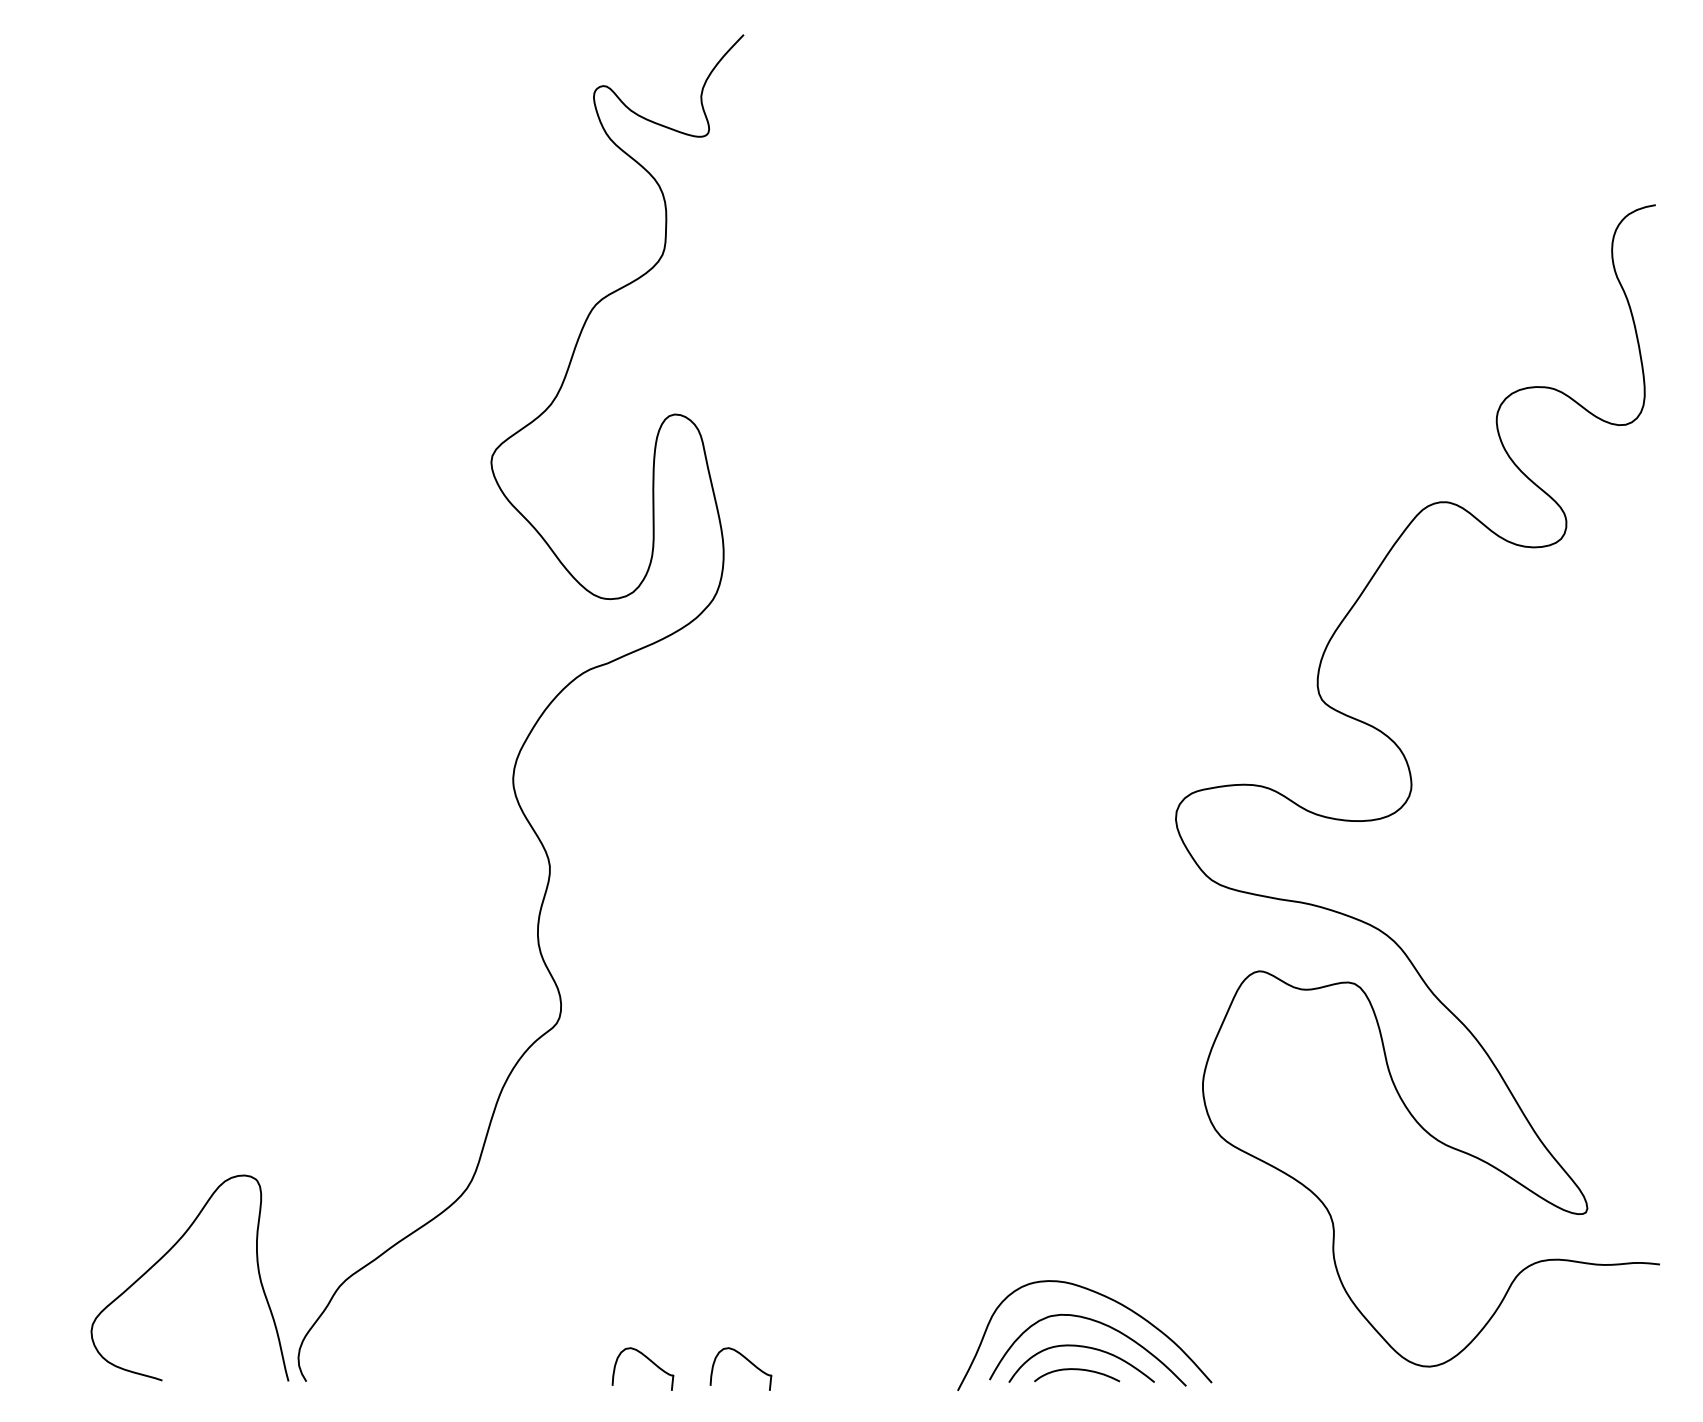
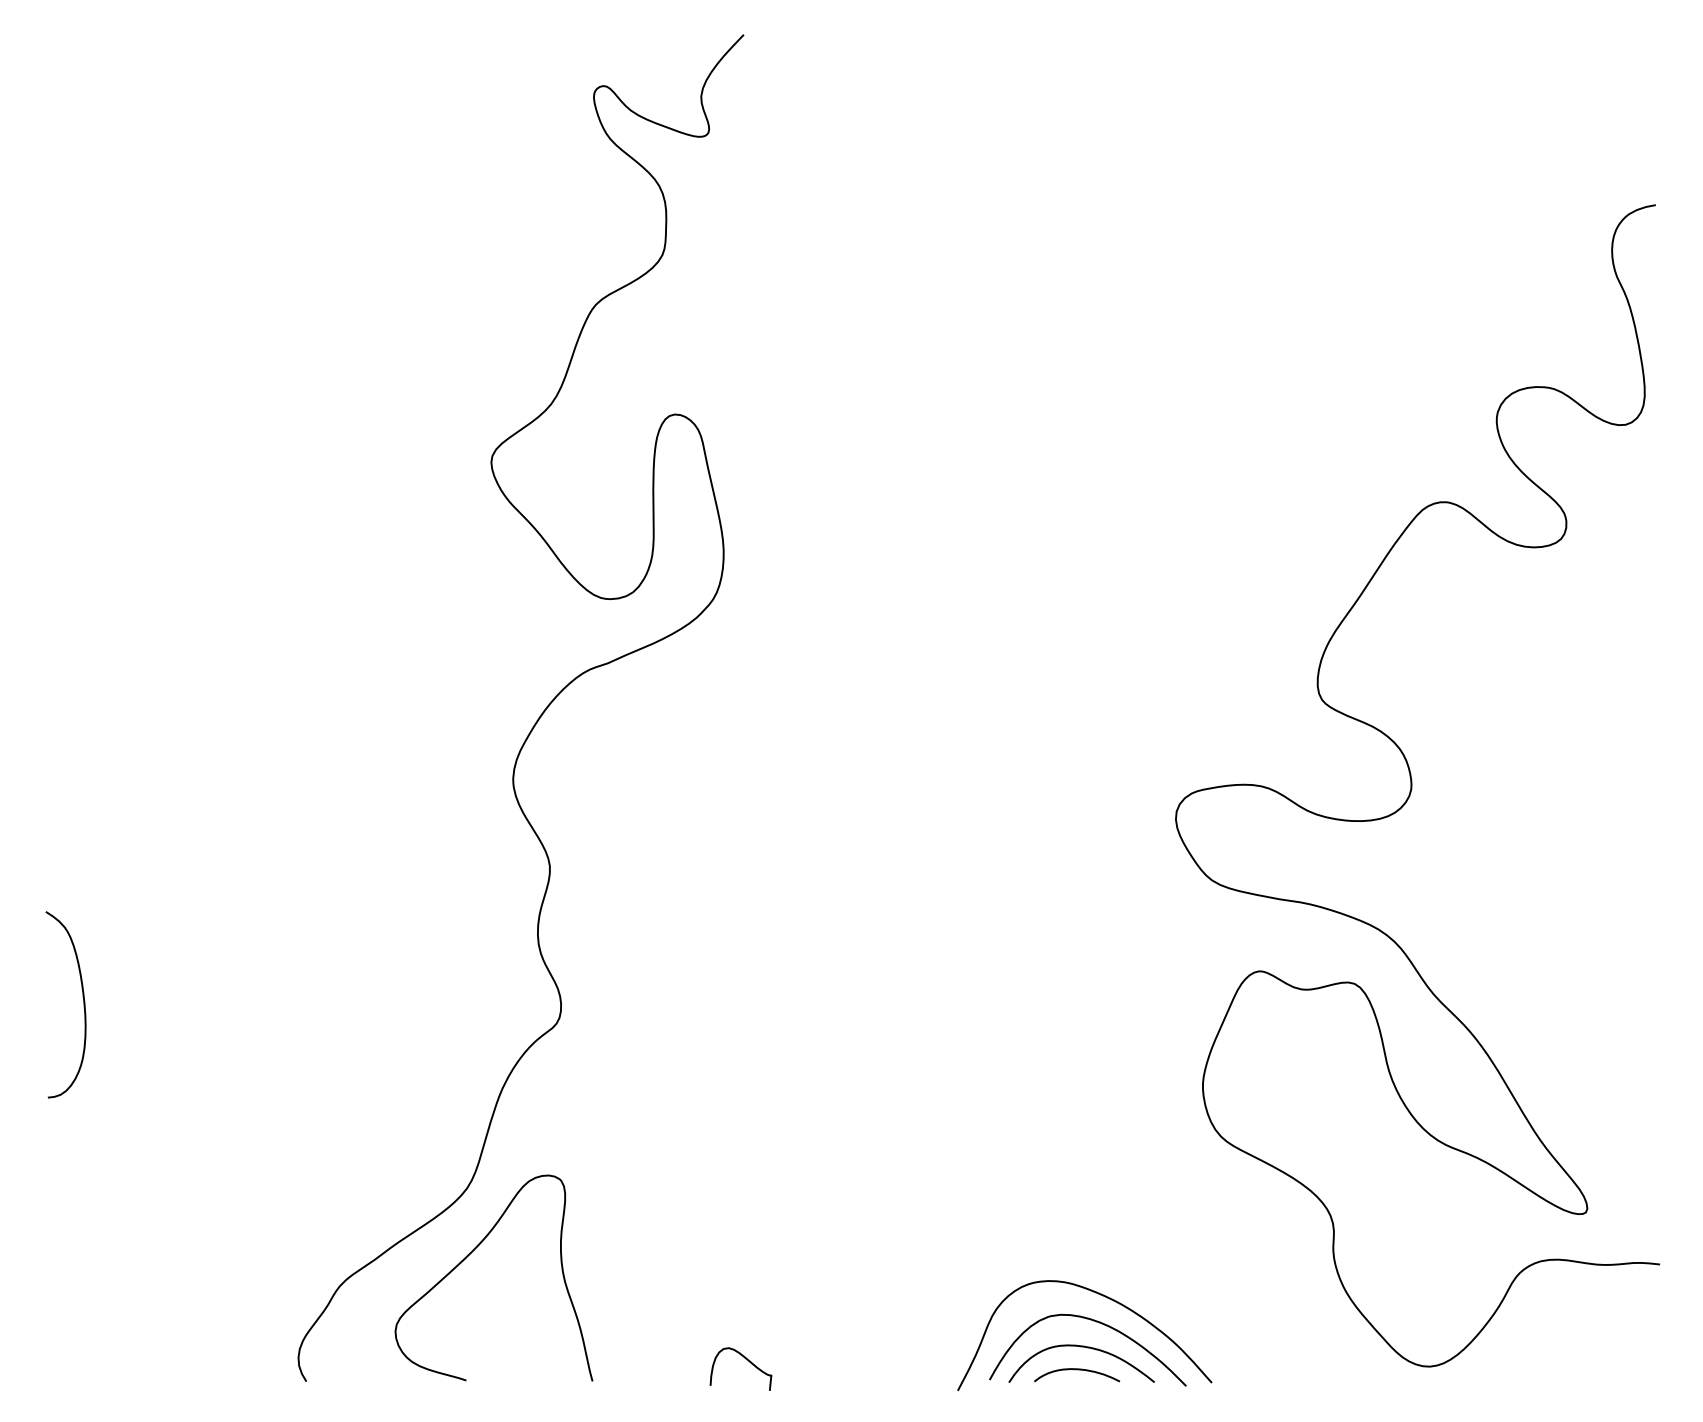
curve: none -> present (83, 1004)
curve position: (166, 1254) -> (470, 1254) (470, 1254)
part: present -> none (647, 1359)
